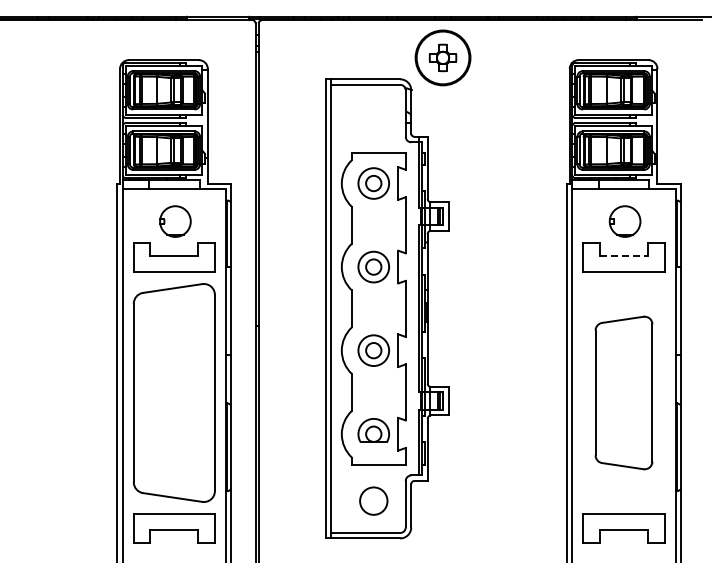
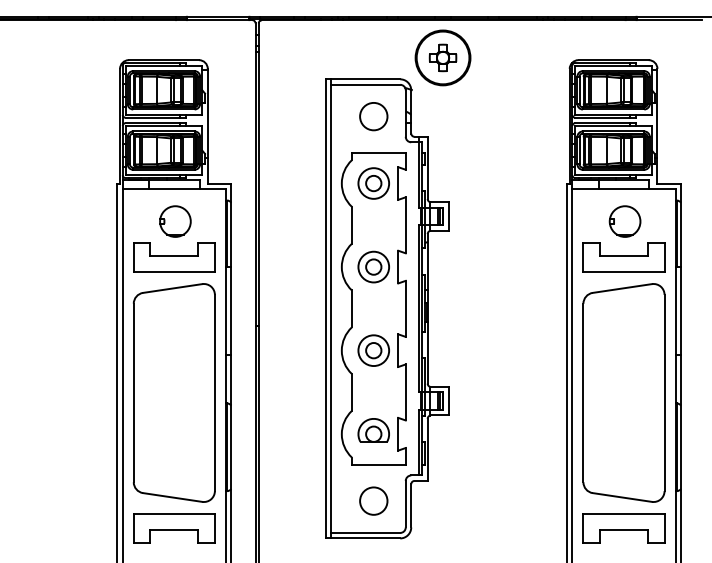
circle: none -> present (373, 116)
line: dashed -> solid (624, 255)
part size: 60x156 px -> 84x220 px (623, 392)
